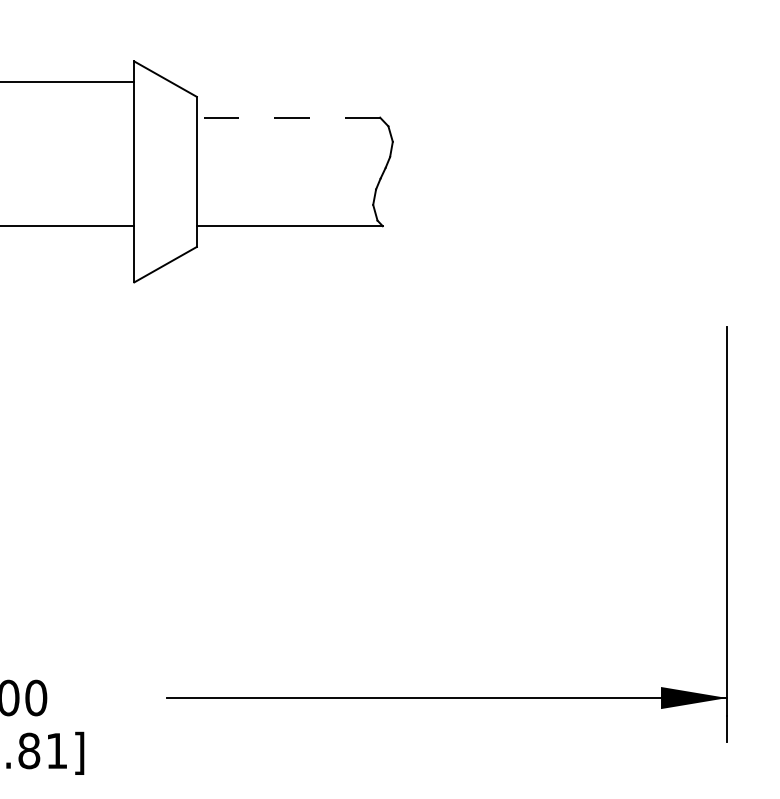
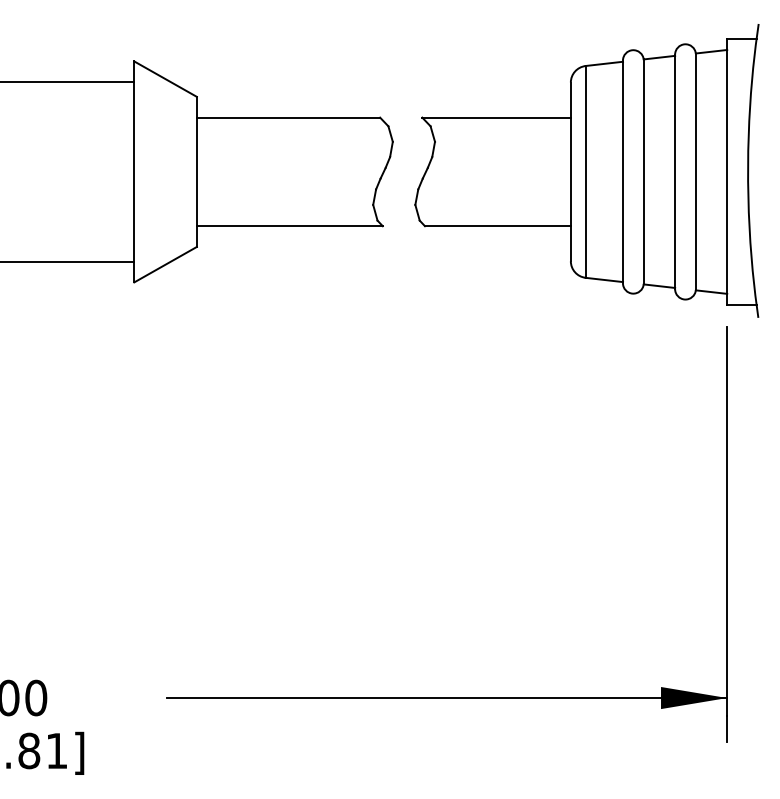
line: dashed -> solid (288, 117)
part: none -> present (586, 170)
line position: (68, 225) -> (68, 261) (68, 261)
